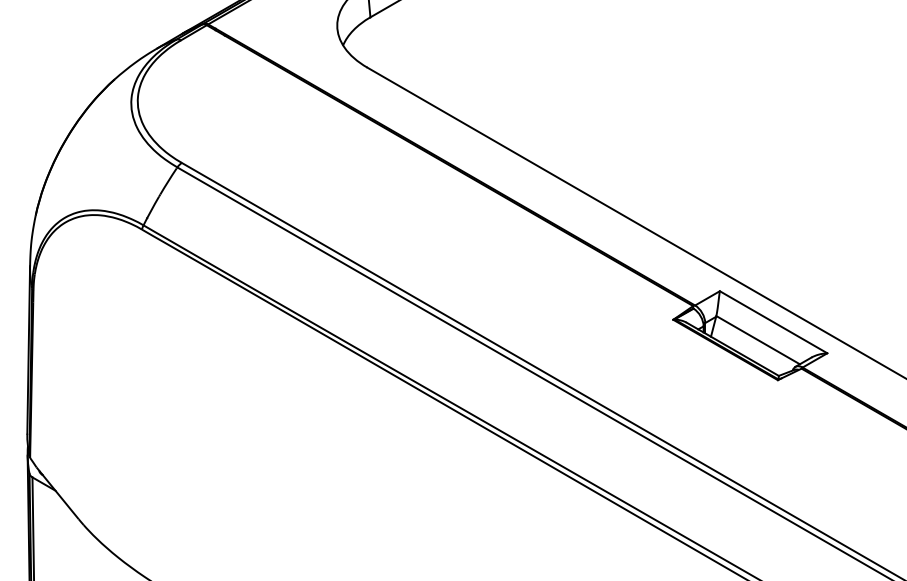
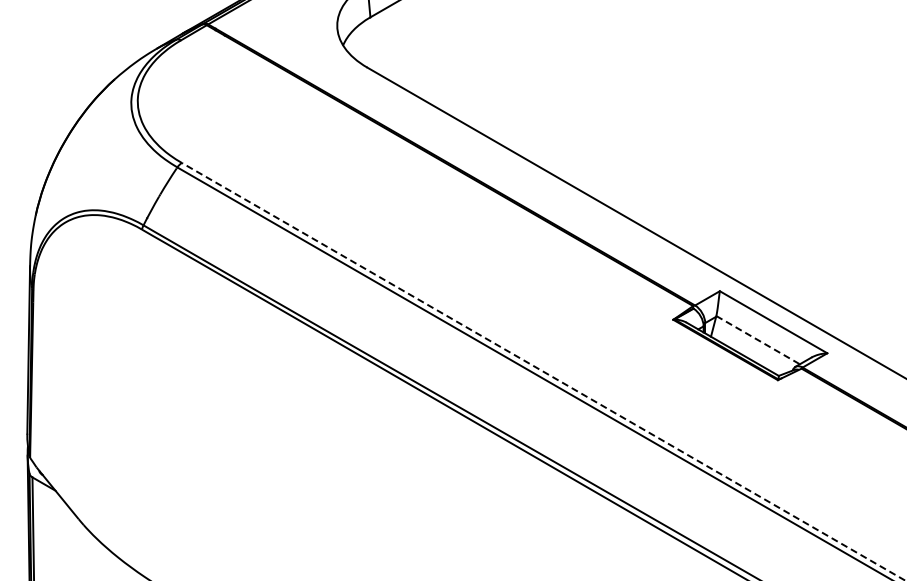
line: solid -> dashed (758, 340)
line: solid -> dashed (543, 371)
